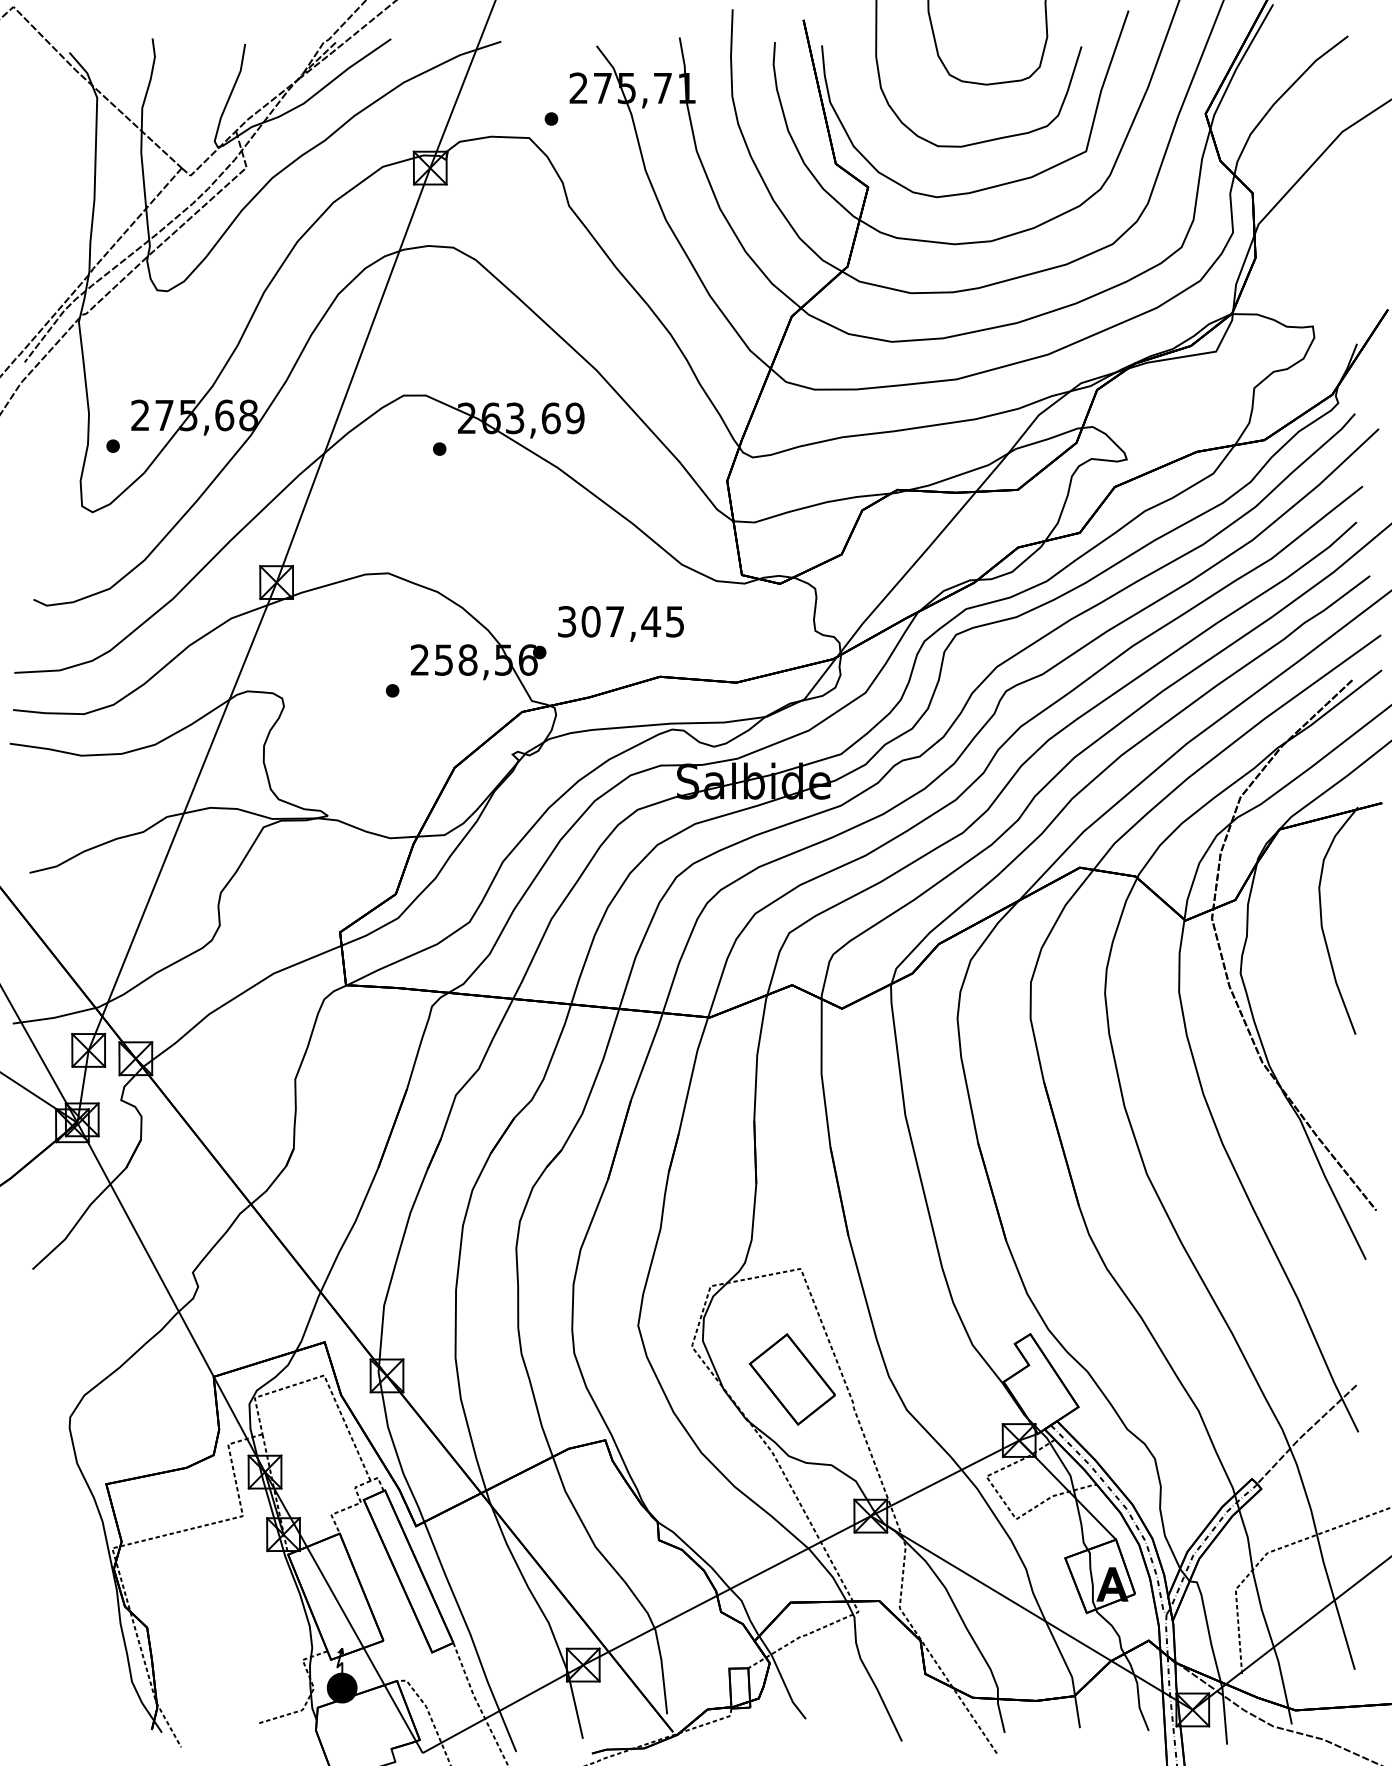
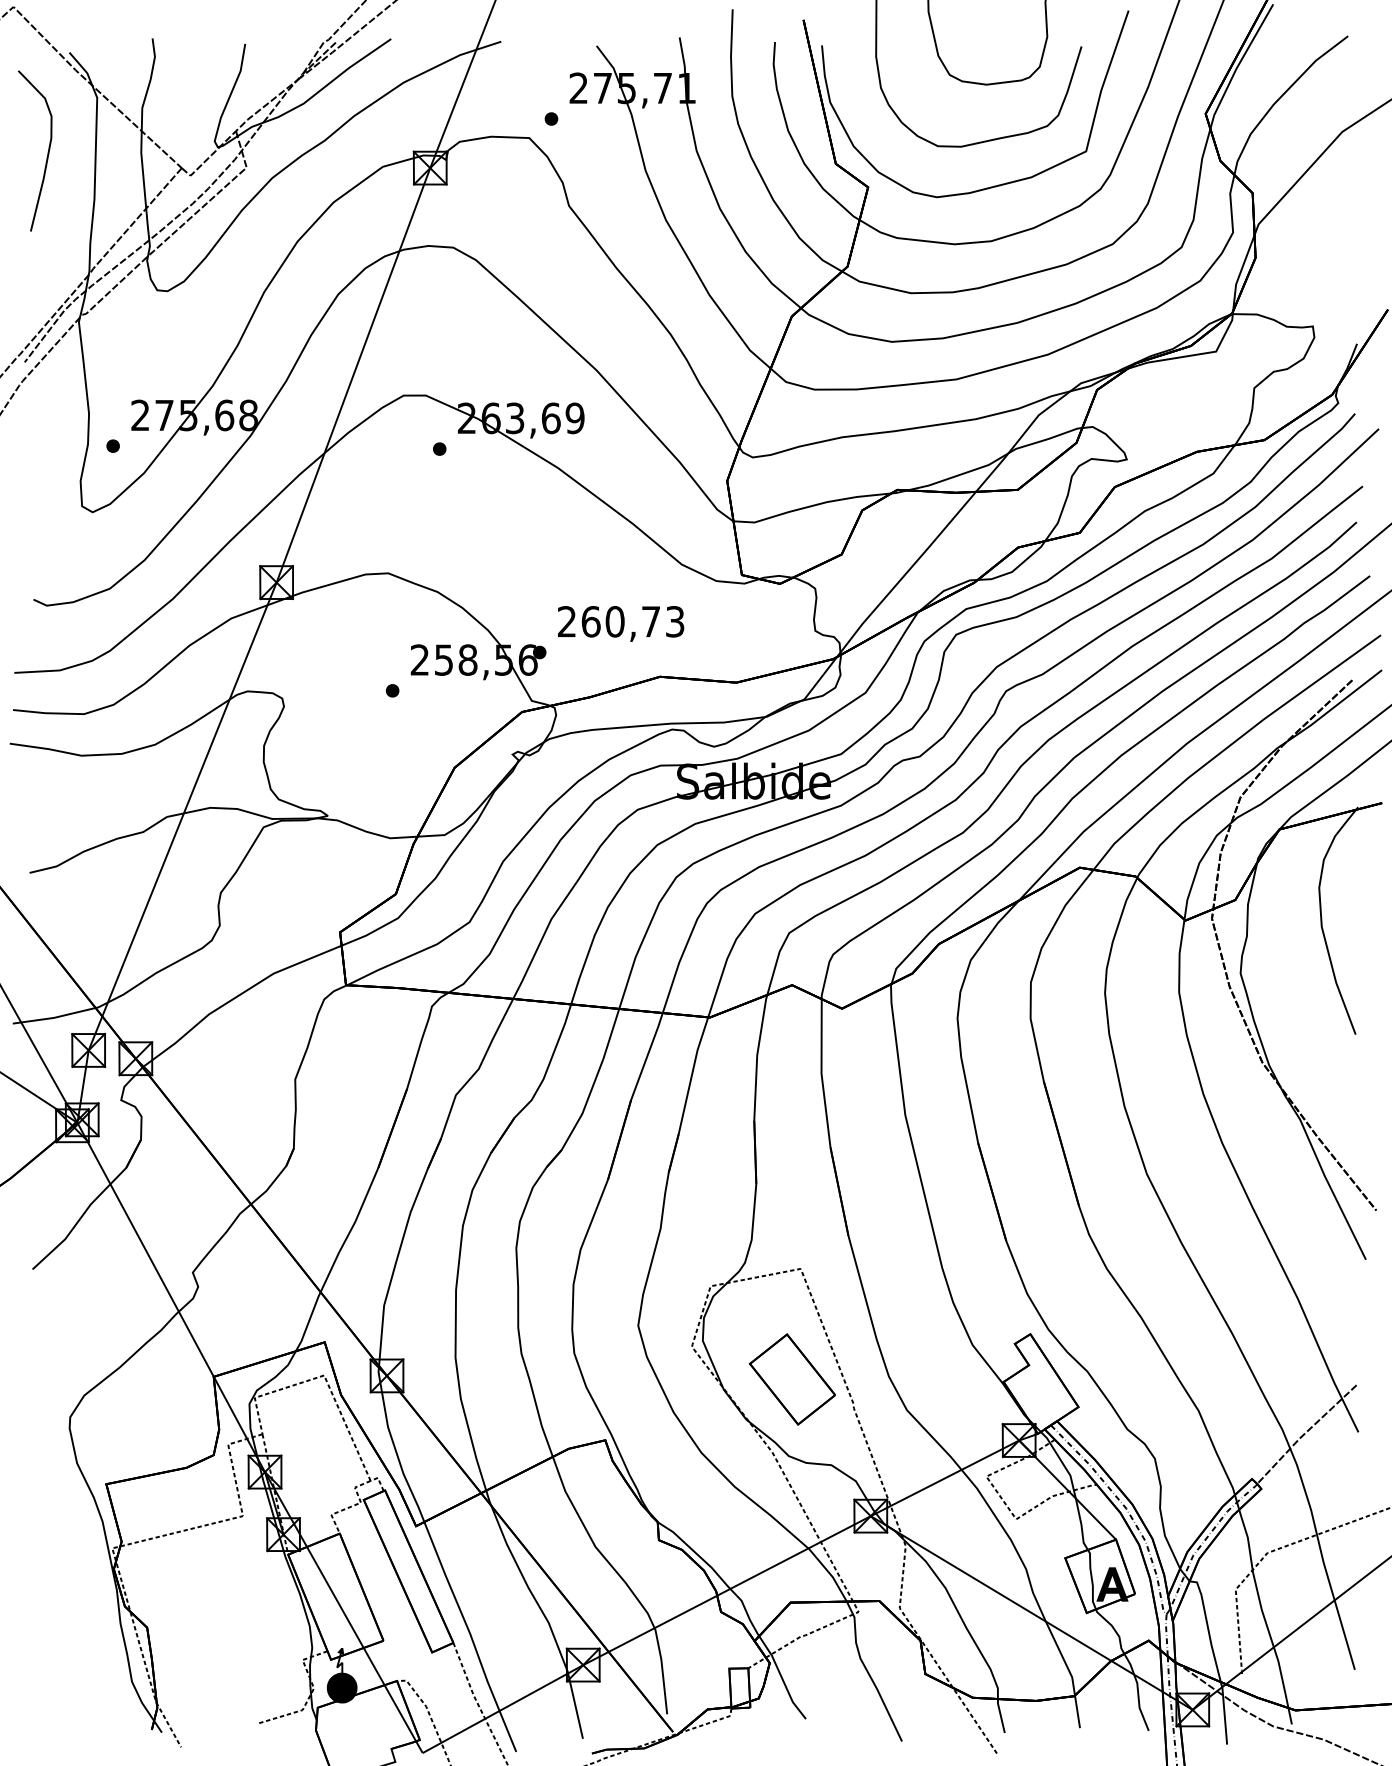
curve: none -> present (47, 152)
text: 307,45 -> 260,73 (621, 621)
